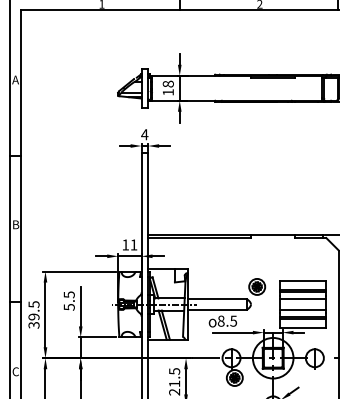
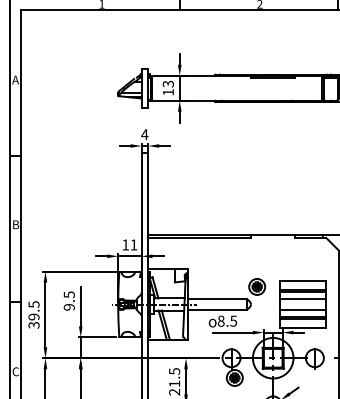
text: 18 -> 13 (167, 83)
text: 5.5 -> 9.5 (68, 307)
